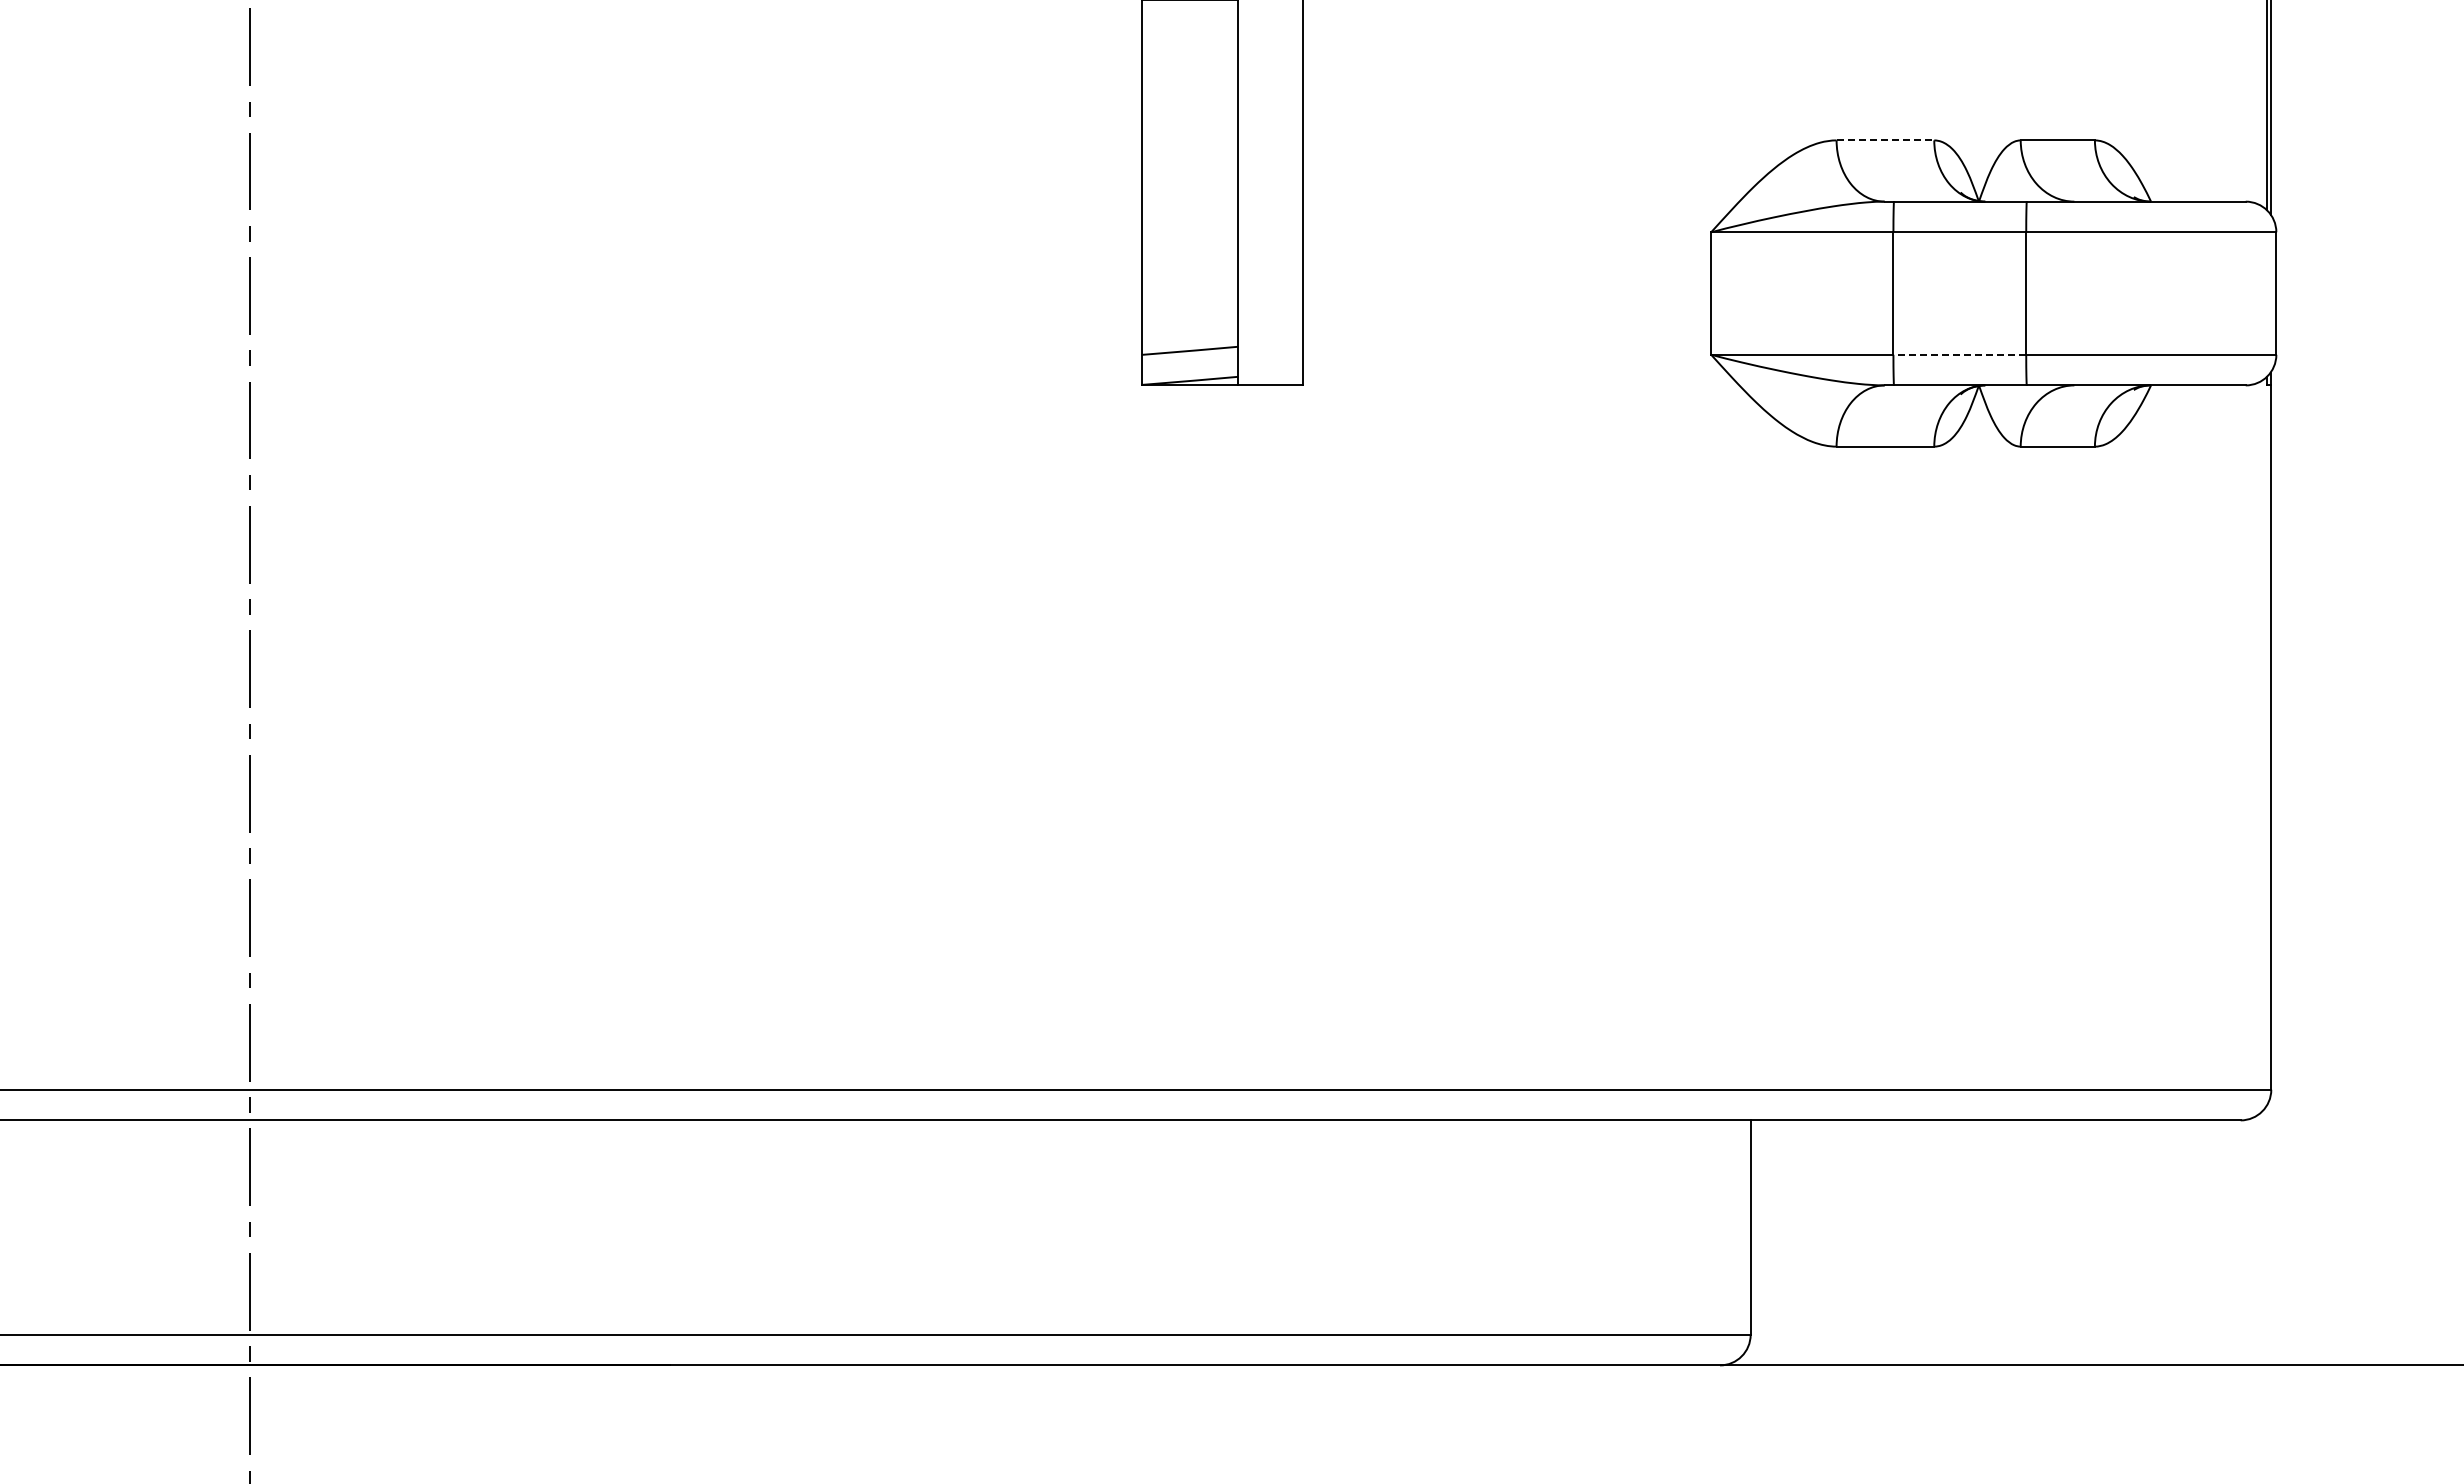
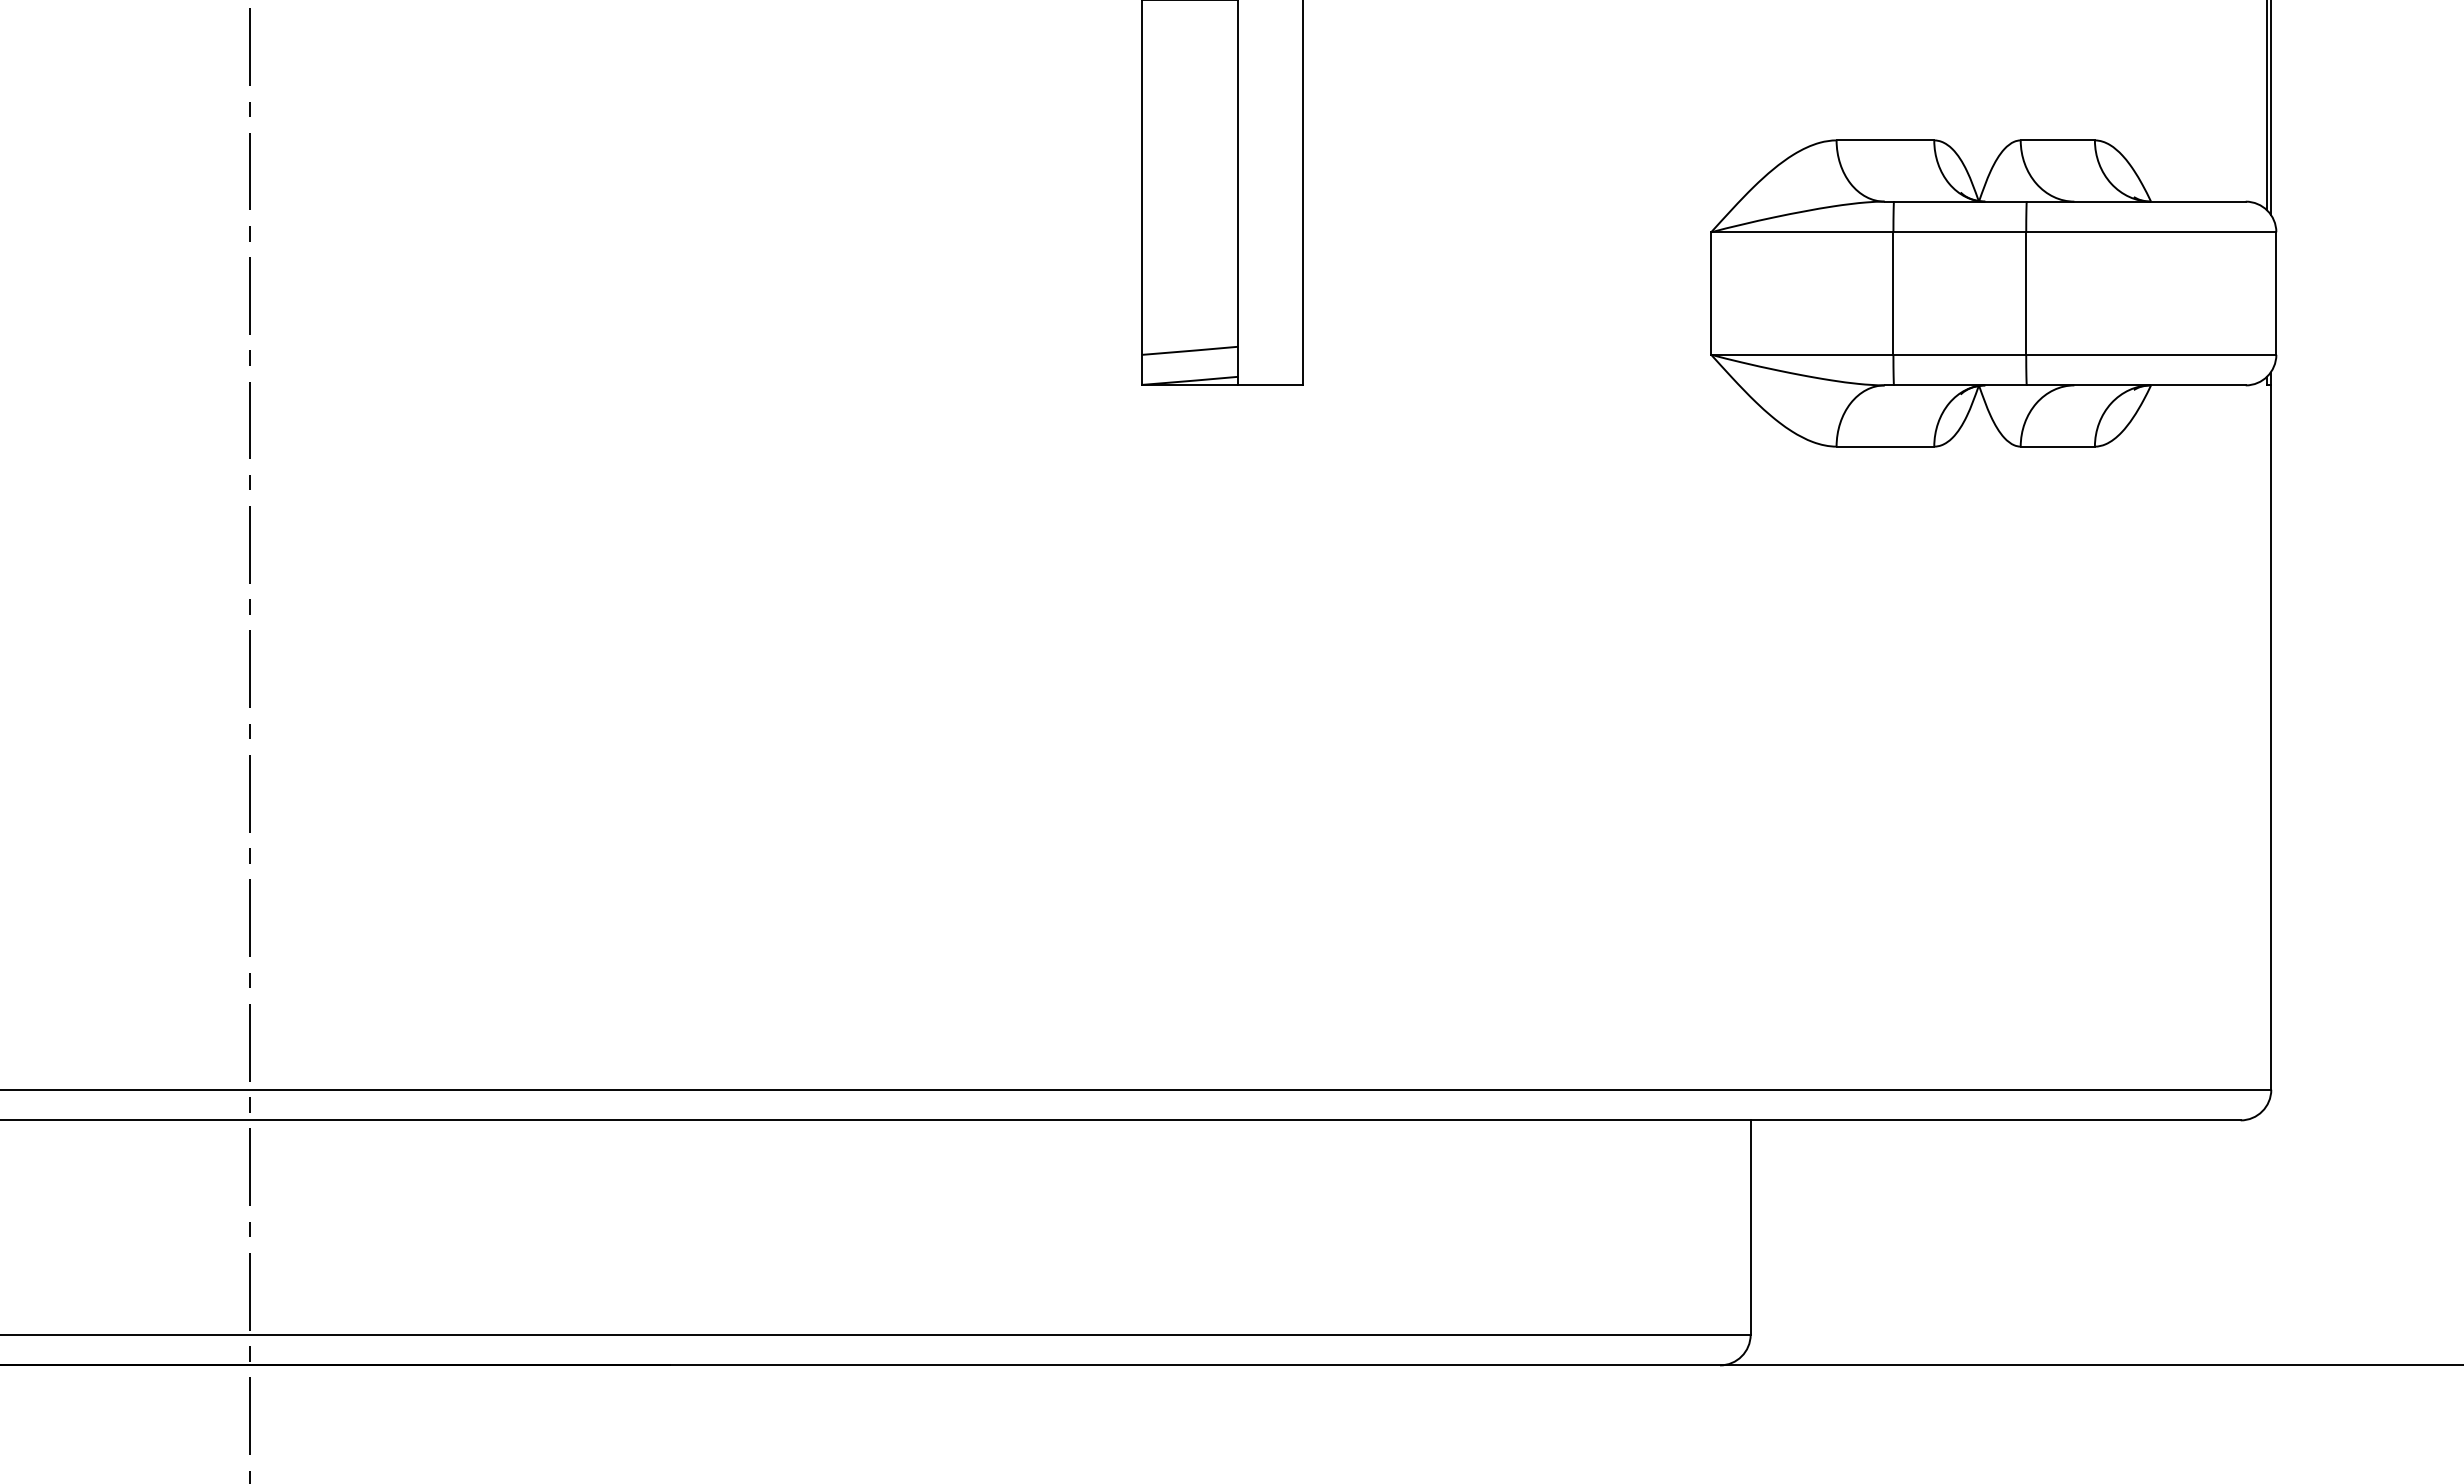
line: dashed -> solid (1885, 140)
line: dashed -> solid (1959, 354)
